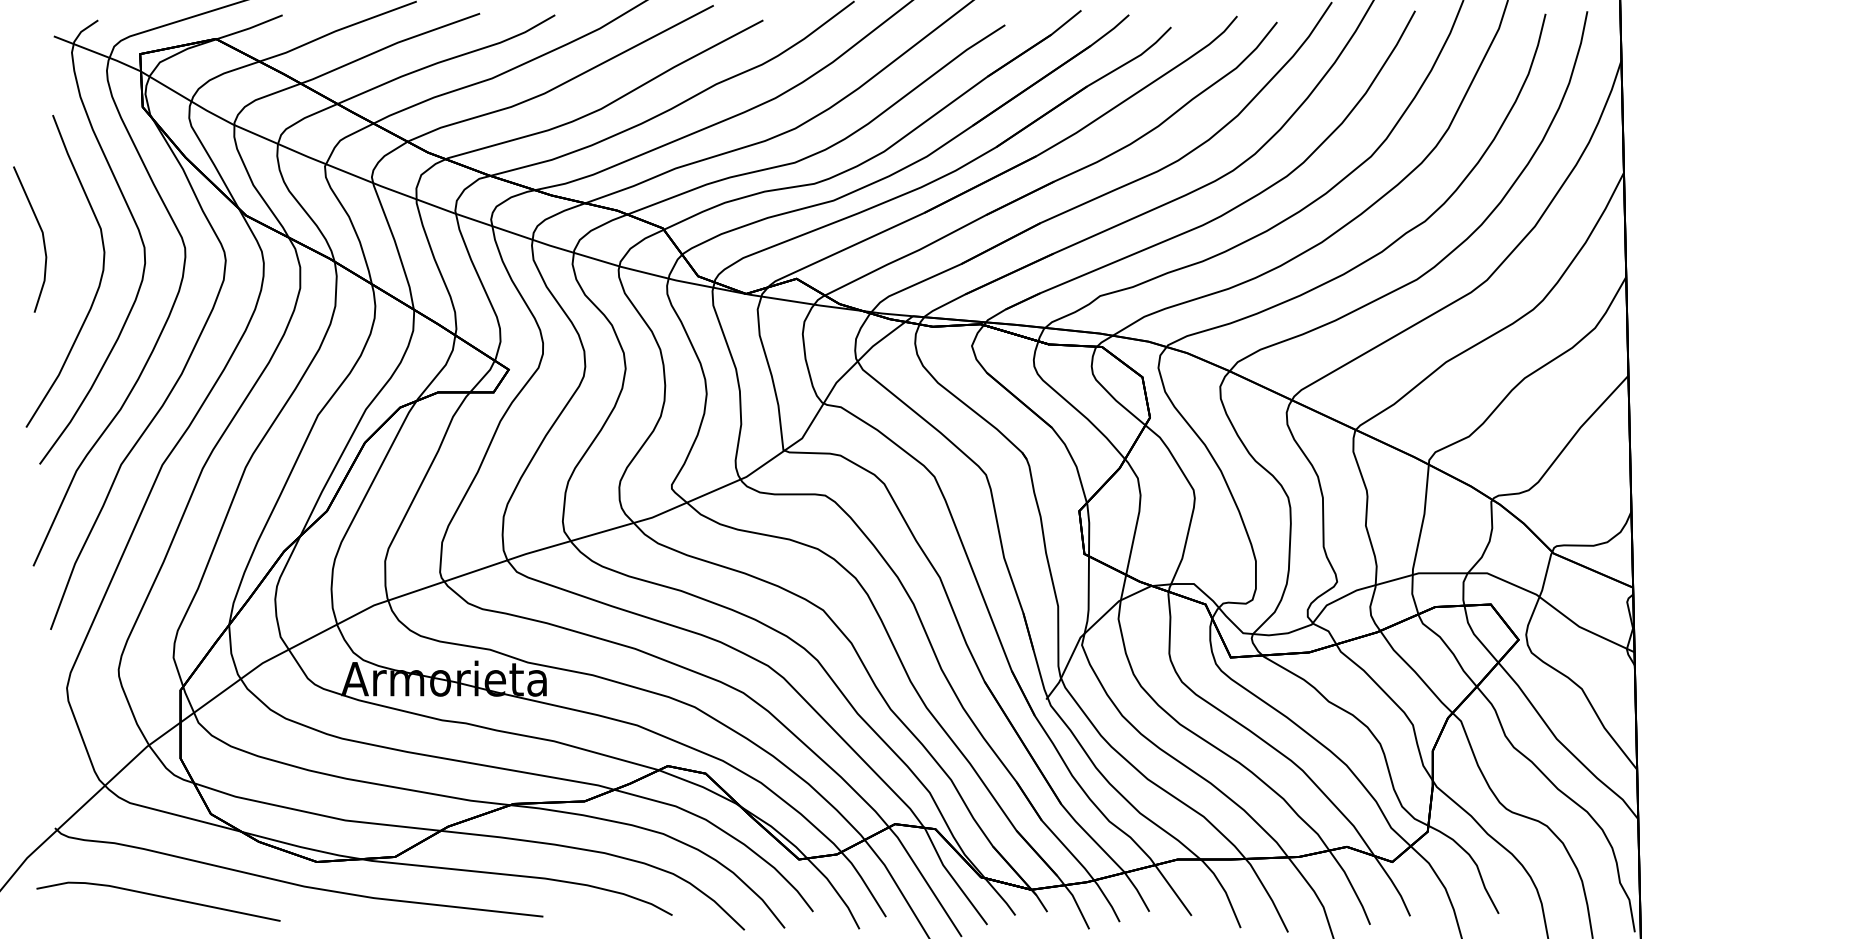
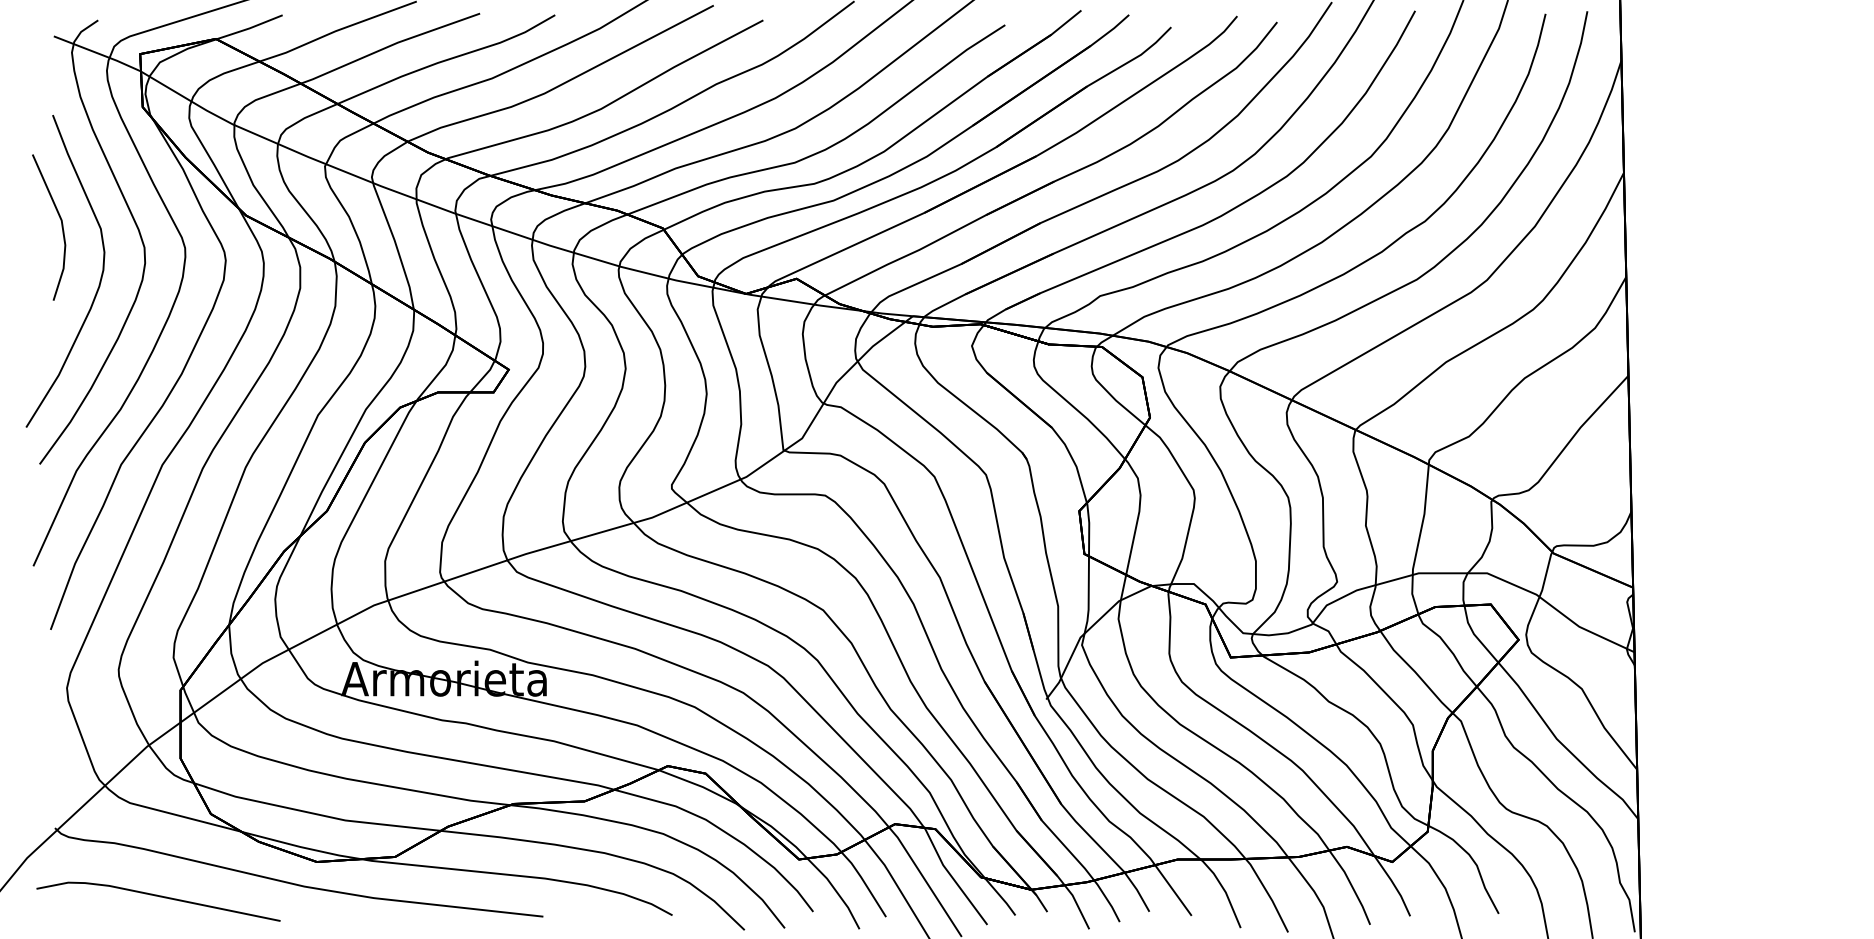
line position: (42, 239) -> (61, 227) (61, 227)
